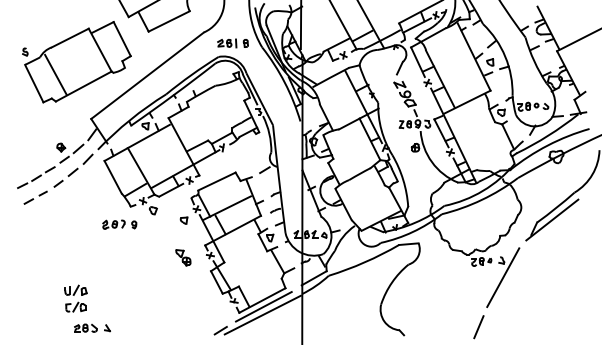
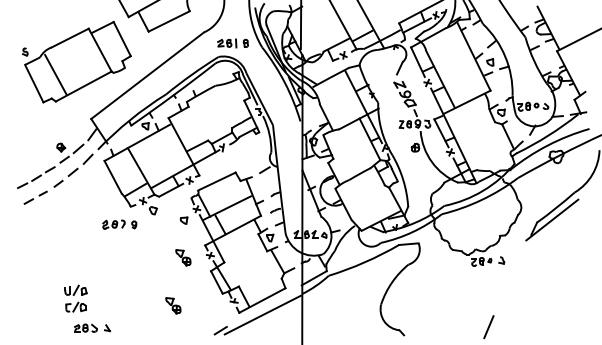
line: present -> none (503, 277)
part: none -> present (173, 305)
line: present -> none (263, 306)
line position: (478, 327) -> (488, 327) (488, 327)
